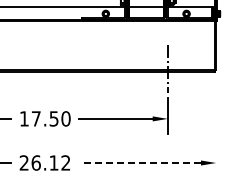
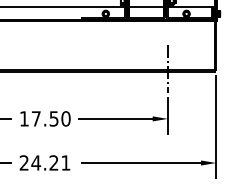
line: none -> present (216, 126)
text: 26.12 -> 24.21 (50, 162)
line: dashed -> solid (141, 163)
